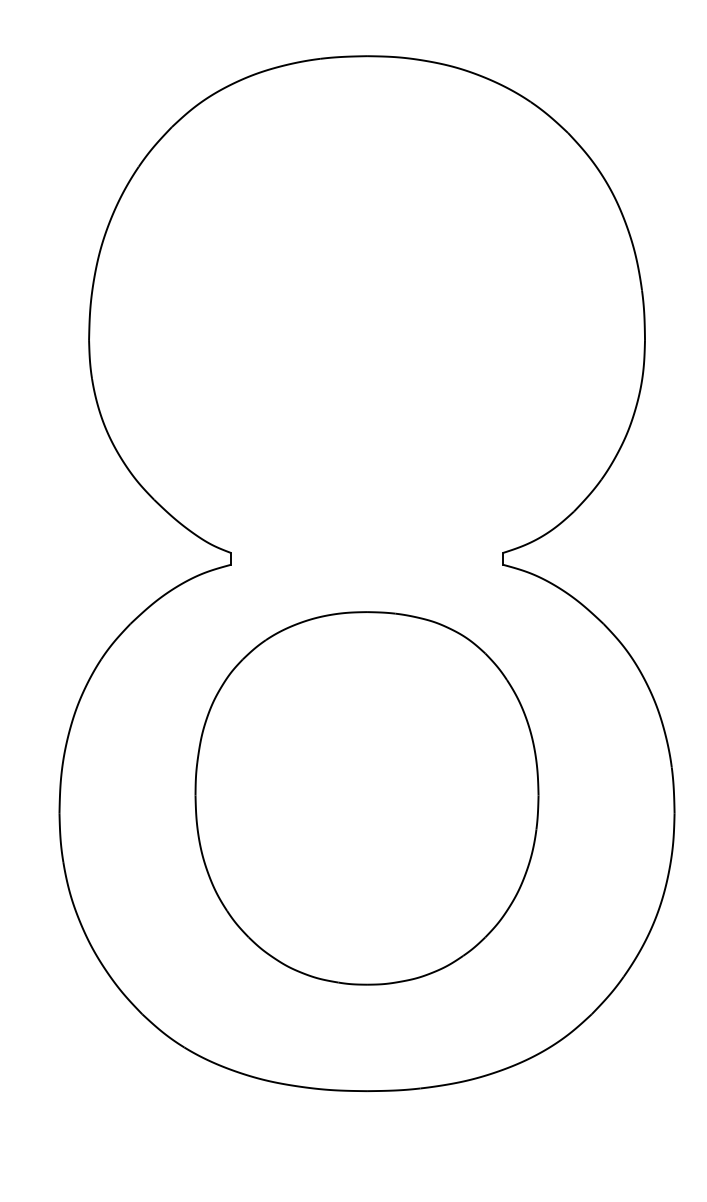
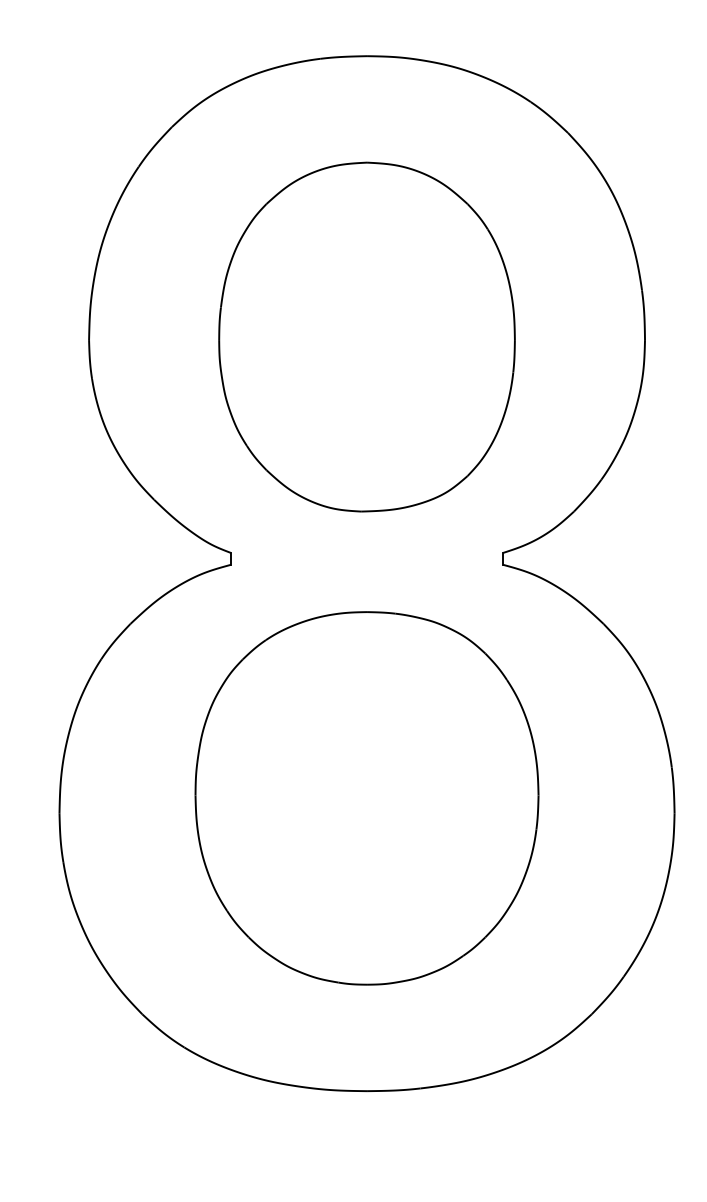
part: none -> present (366, 336)
